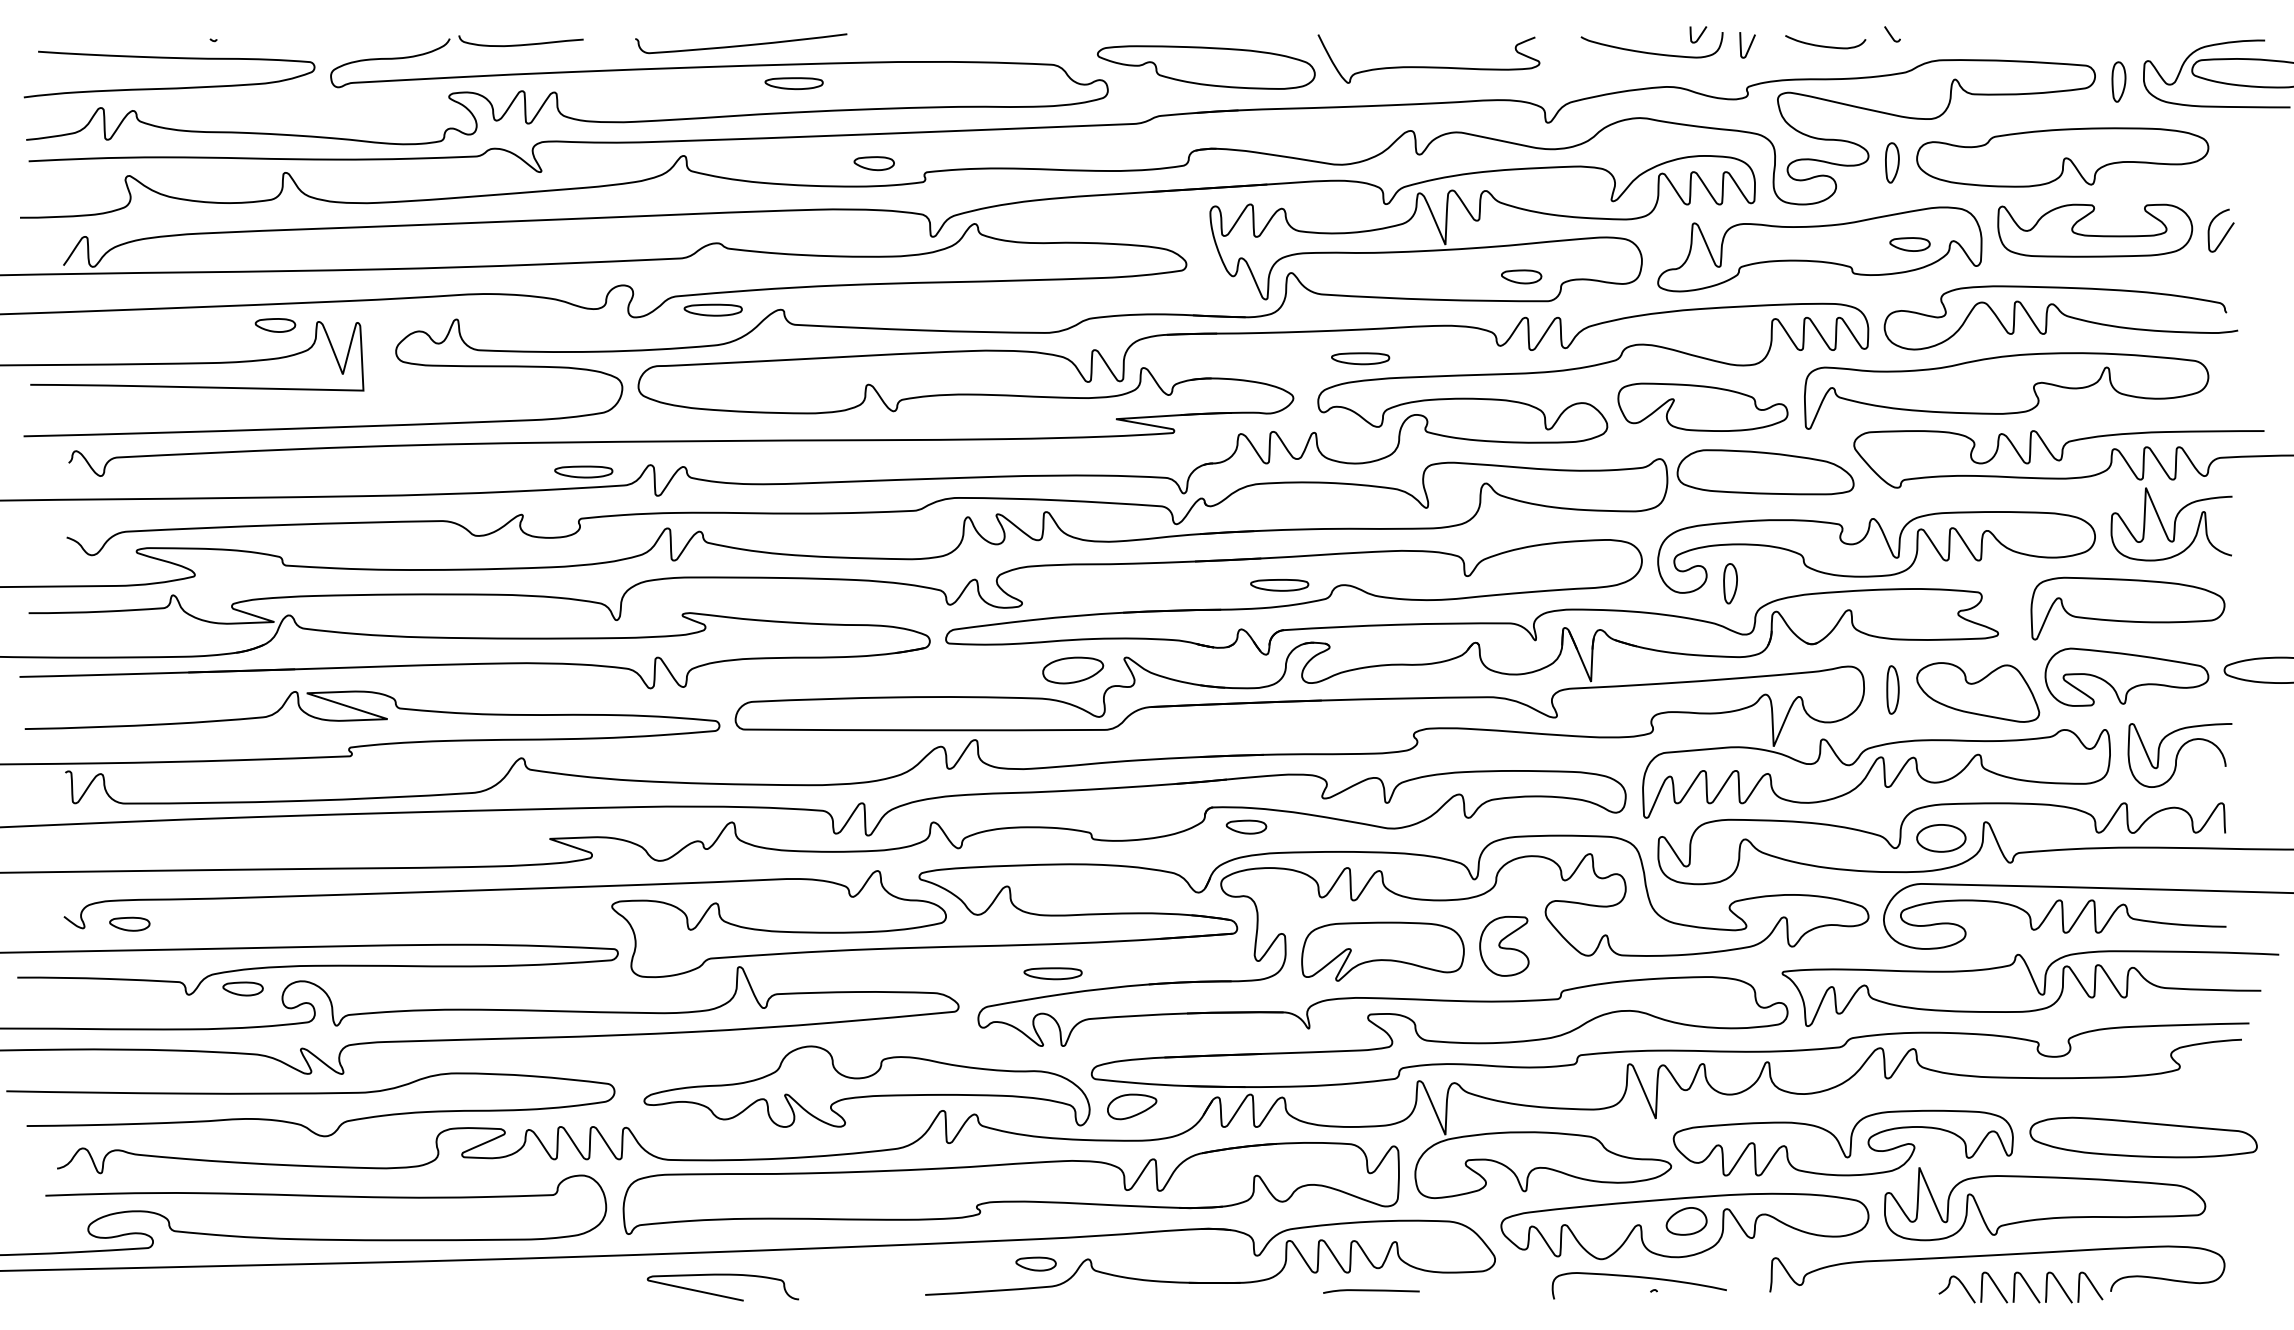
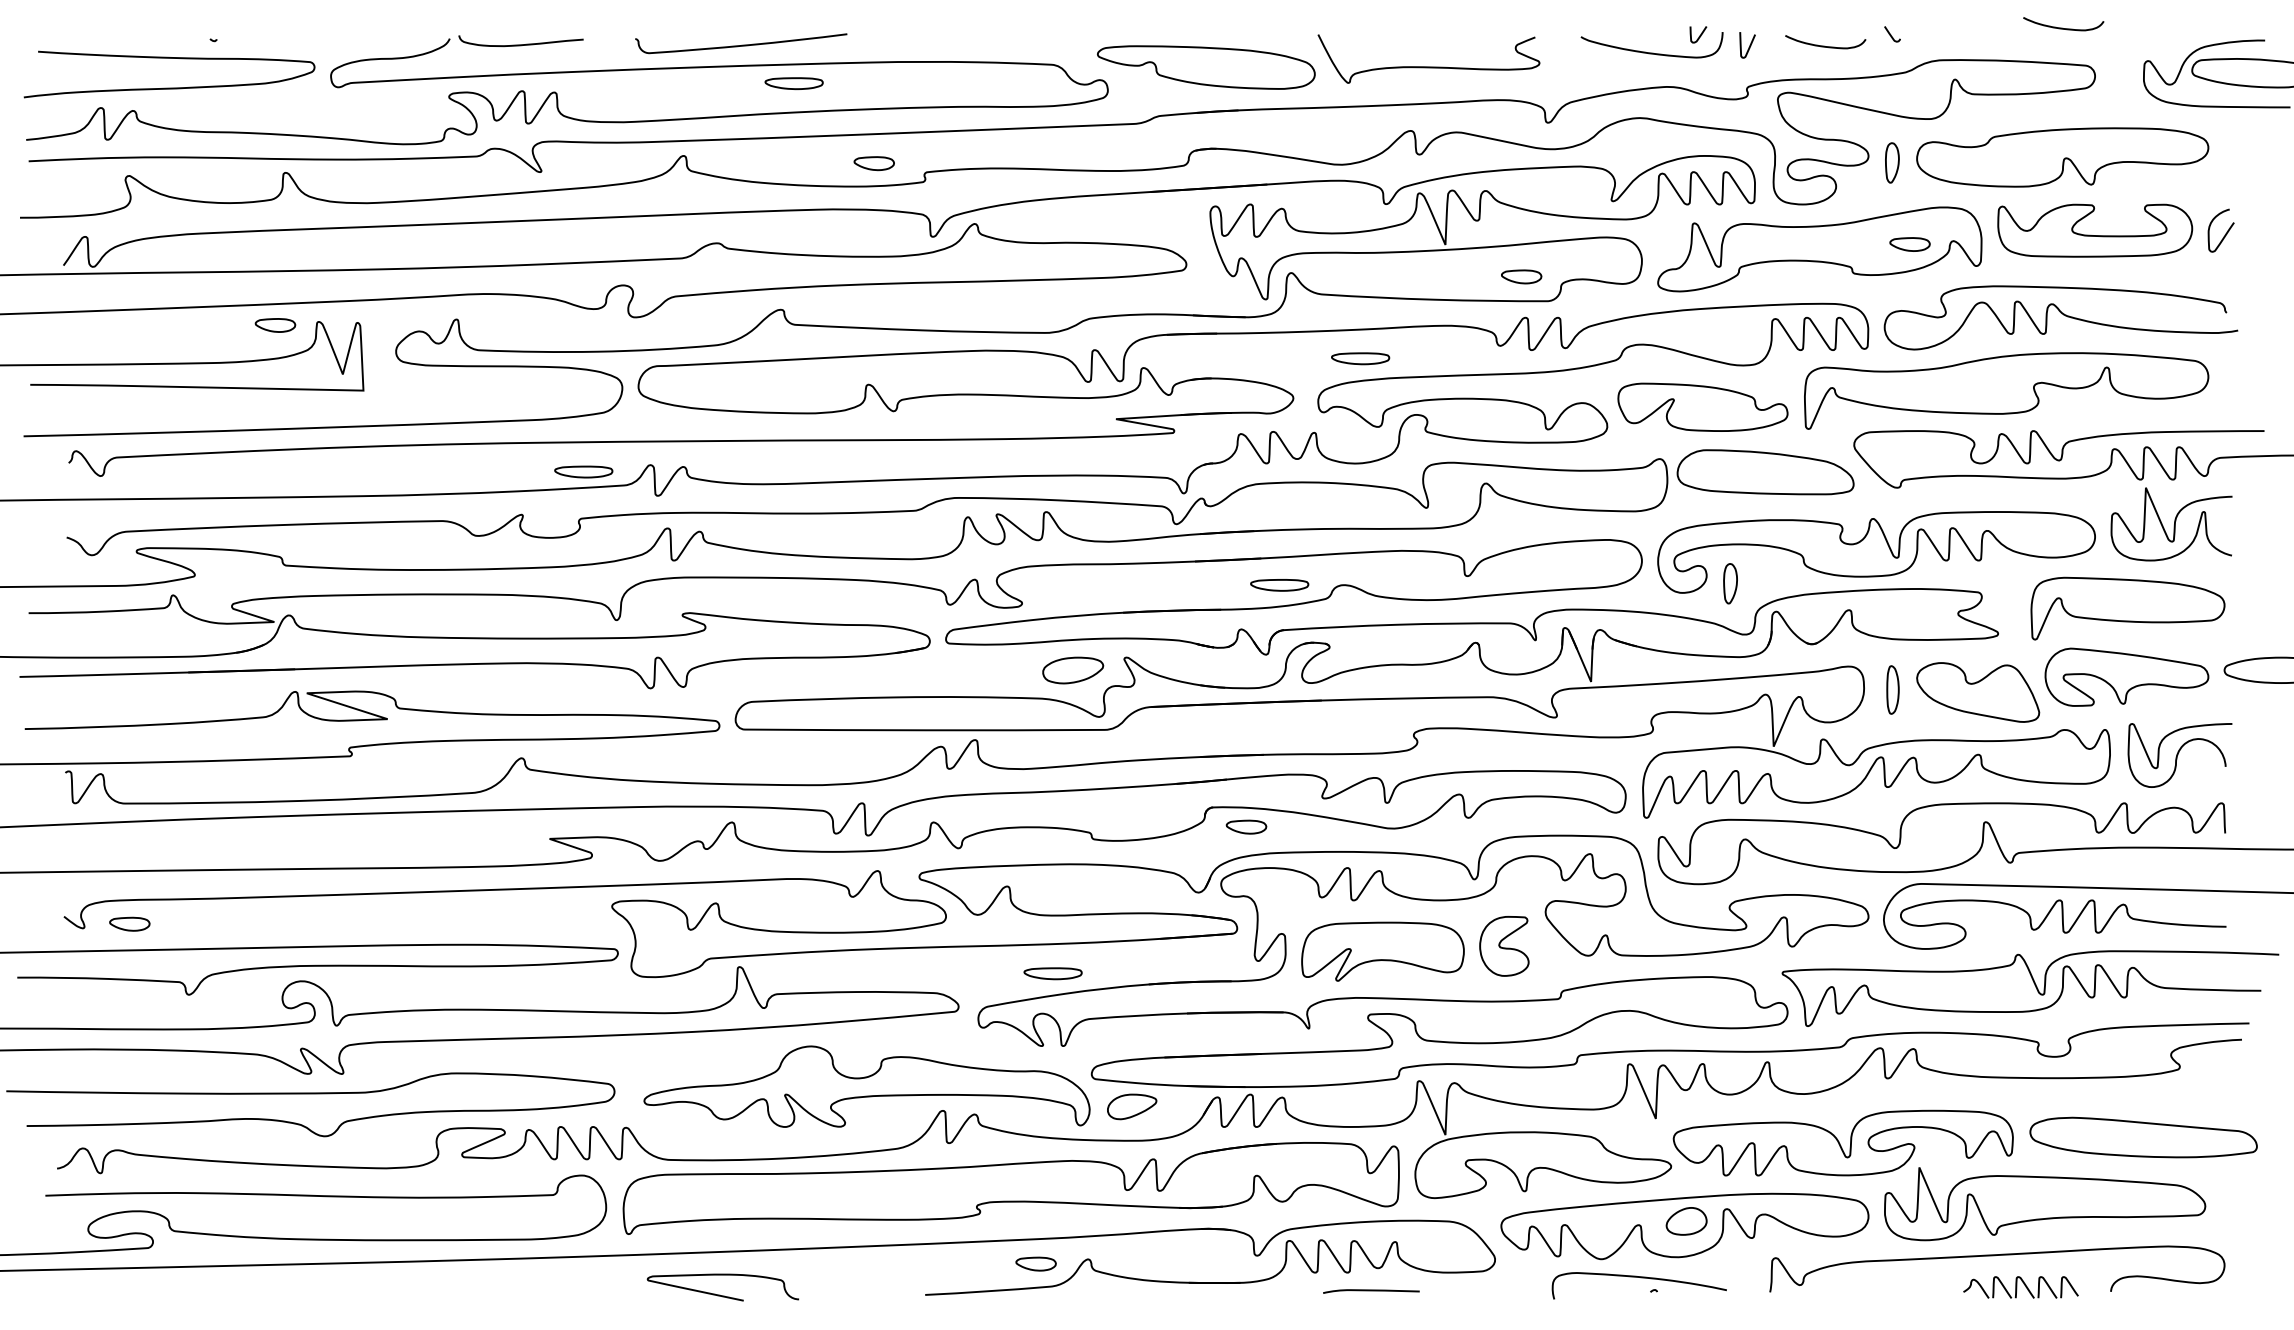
curve: none -> present (2062, 27)
part: present -> none (2118, 81)
part: present -> none (712, 309)
part: present -> none (1941, 838)
part: present -> none (242, 988)
part size: 166x33 px -> 116x23 px (2020, 1287)
